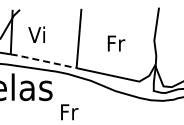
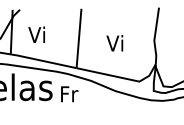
text: Fr -> Vi (115, 43)
line: dashed -> solid (43, 61)
text position: (69, 112) -> (69, 94) (69, 94)
